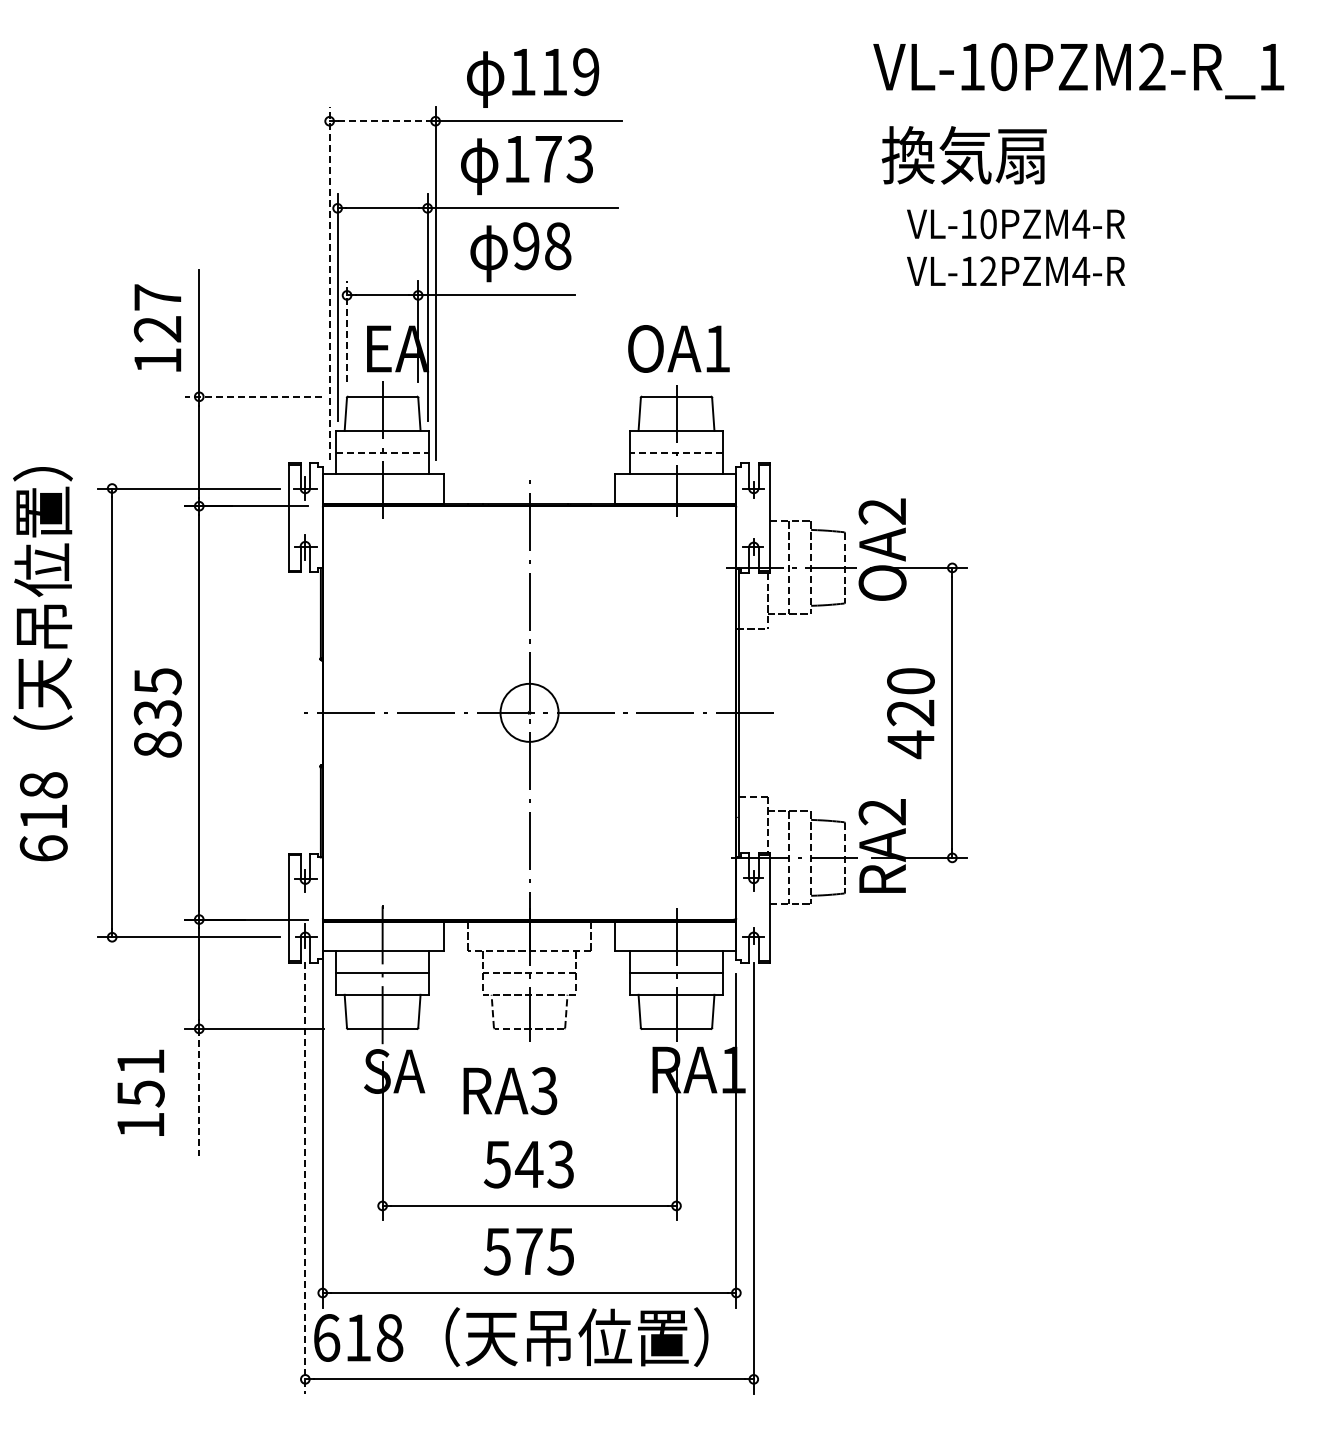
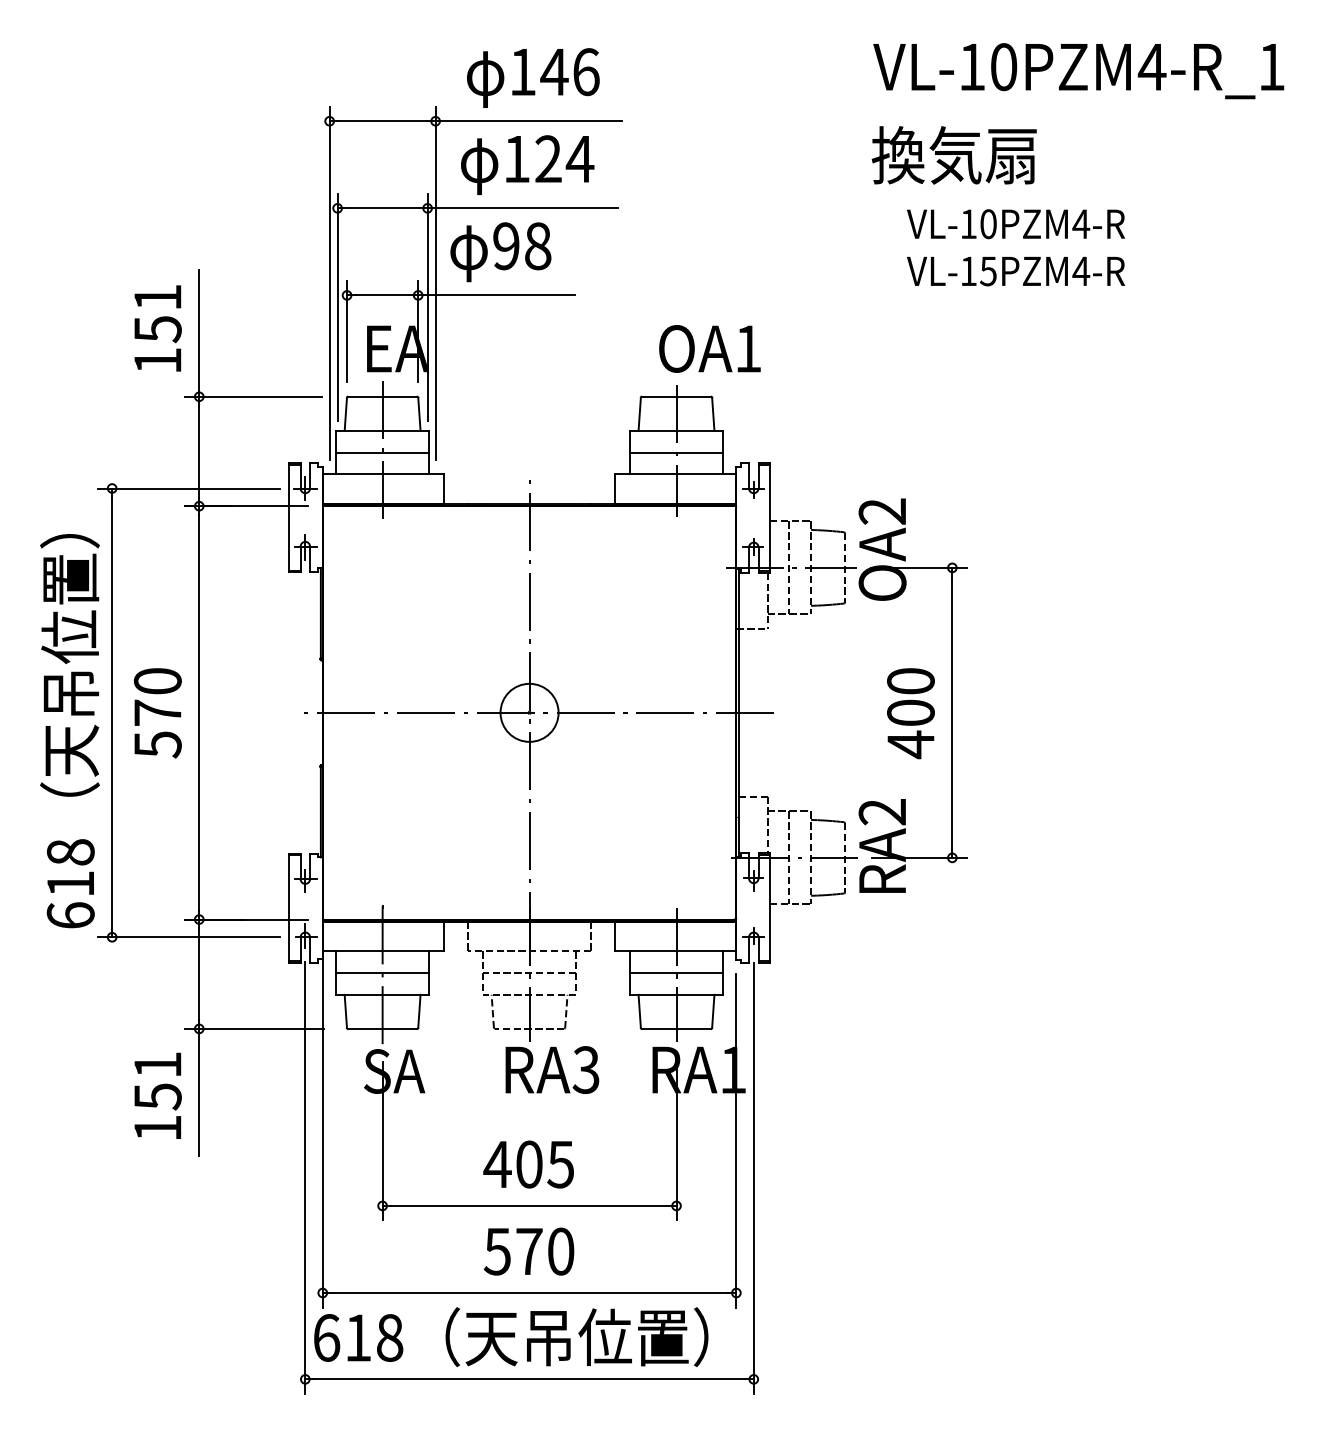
text: VL-10PZM2-R_1 -> VL-10PZM4-R_1 (1151, 66)
text: 119 -> 146 (569, 72)
line: dashed -> solid (383, 121)
text position: (963, 155) -> (953, 155) (953, 155)
text: 173 -> 124 (564, 159)
text position: (520, 252) -> (500, 252) (500, 252)
text: VL-12PZM4-R -> VL-15PZM4-R (988, 271)
line: dashed -> solid (329, 283)
text: 127 -> 151 (157, 313)
line: dashed -> solid (347, 331)
text position: (678, 348) -> (709, 348) (709, 348)
line: dashed -> solid (252, 396)
line: dashed -> solid (383, 452)
line: dashed -> solid (676, 452)
text position: (42, 664) -> (69, 731) (69, 731)
text: 420 -> 400 (910, 712)
text: 835 -> 570 (157, 713)
text position: (510, 1090) -> (552, 1069) (552, 1069)
text position: (140, 1092) -> (157, 1095) (157, 1095)
line: dashed -> solid (199, 1092)
text: 543 -> 405 (528, 1164)
line: dashed -> solid (305, 1178)
text: 575 -> 570 (560, 1251)
